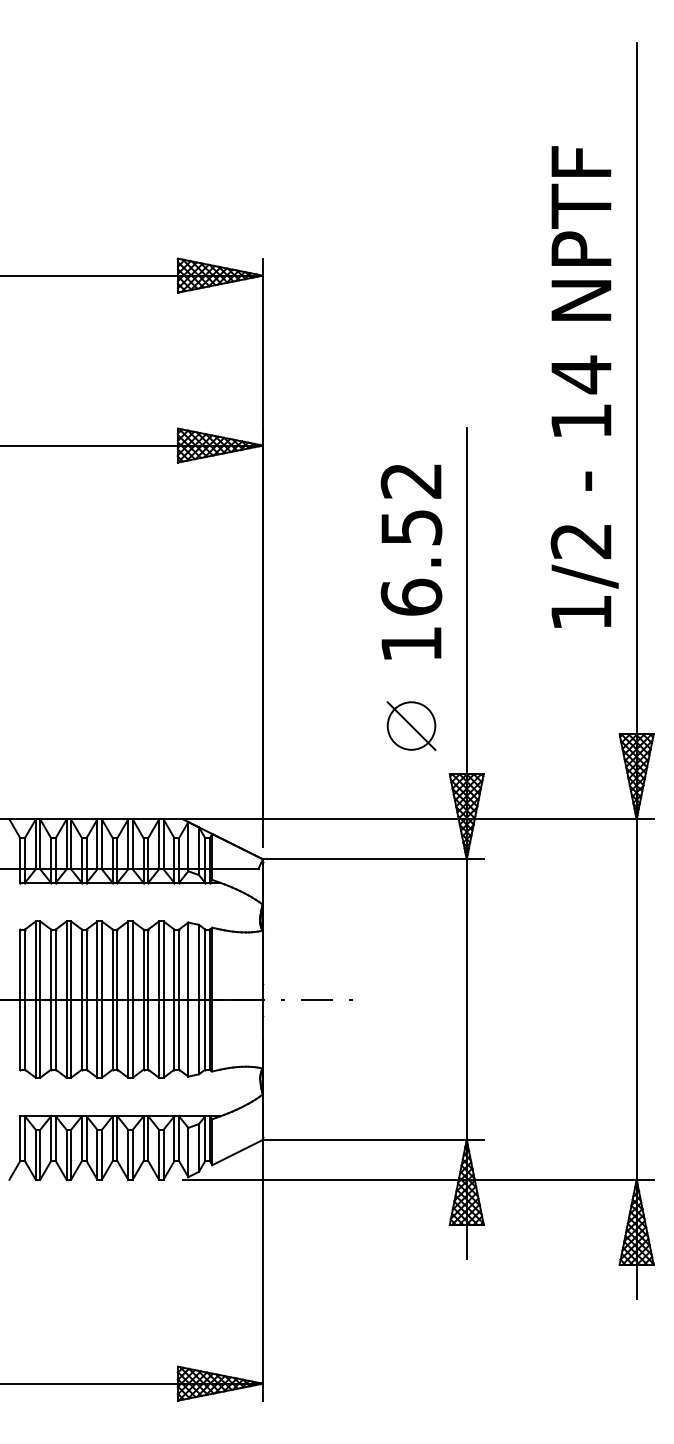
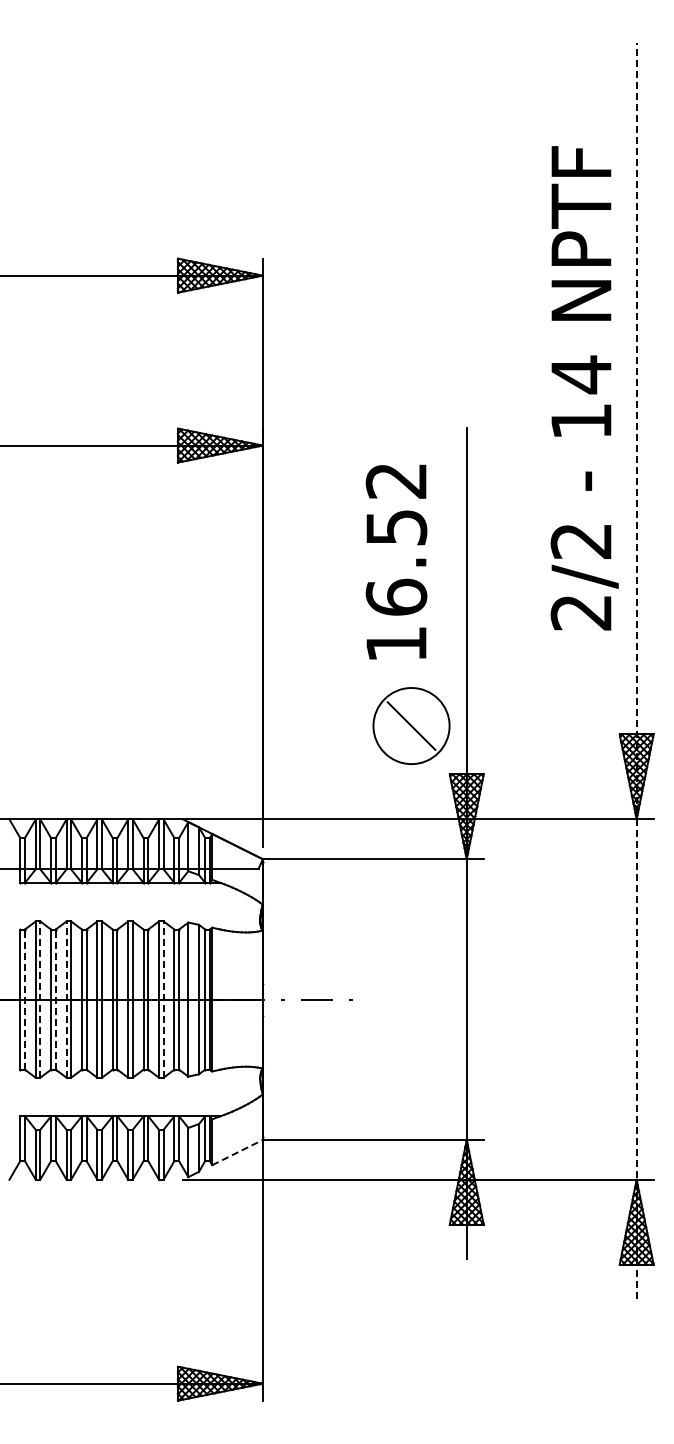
text position: (411, 561) -> (396, 561) (396, 561)
text: 1/2 -> 2/2 (580, 613)
line: solid -> dashed (636, 671)
circle diameter: 48 px -> 76 px (411, 726)
line: solid -> dashed (24, 999)
line: solid -> dashed (40, 999)
line: solid -> dashed (55, 999)
line: solid -> dashed (66, 999)
line: solid -> dashed (163, 999)
line: solid -> dashed (238, 1152)
